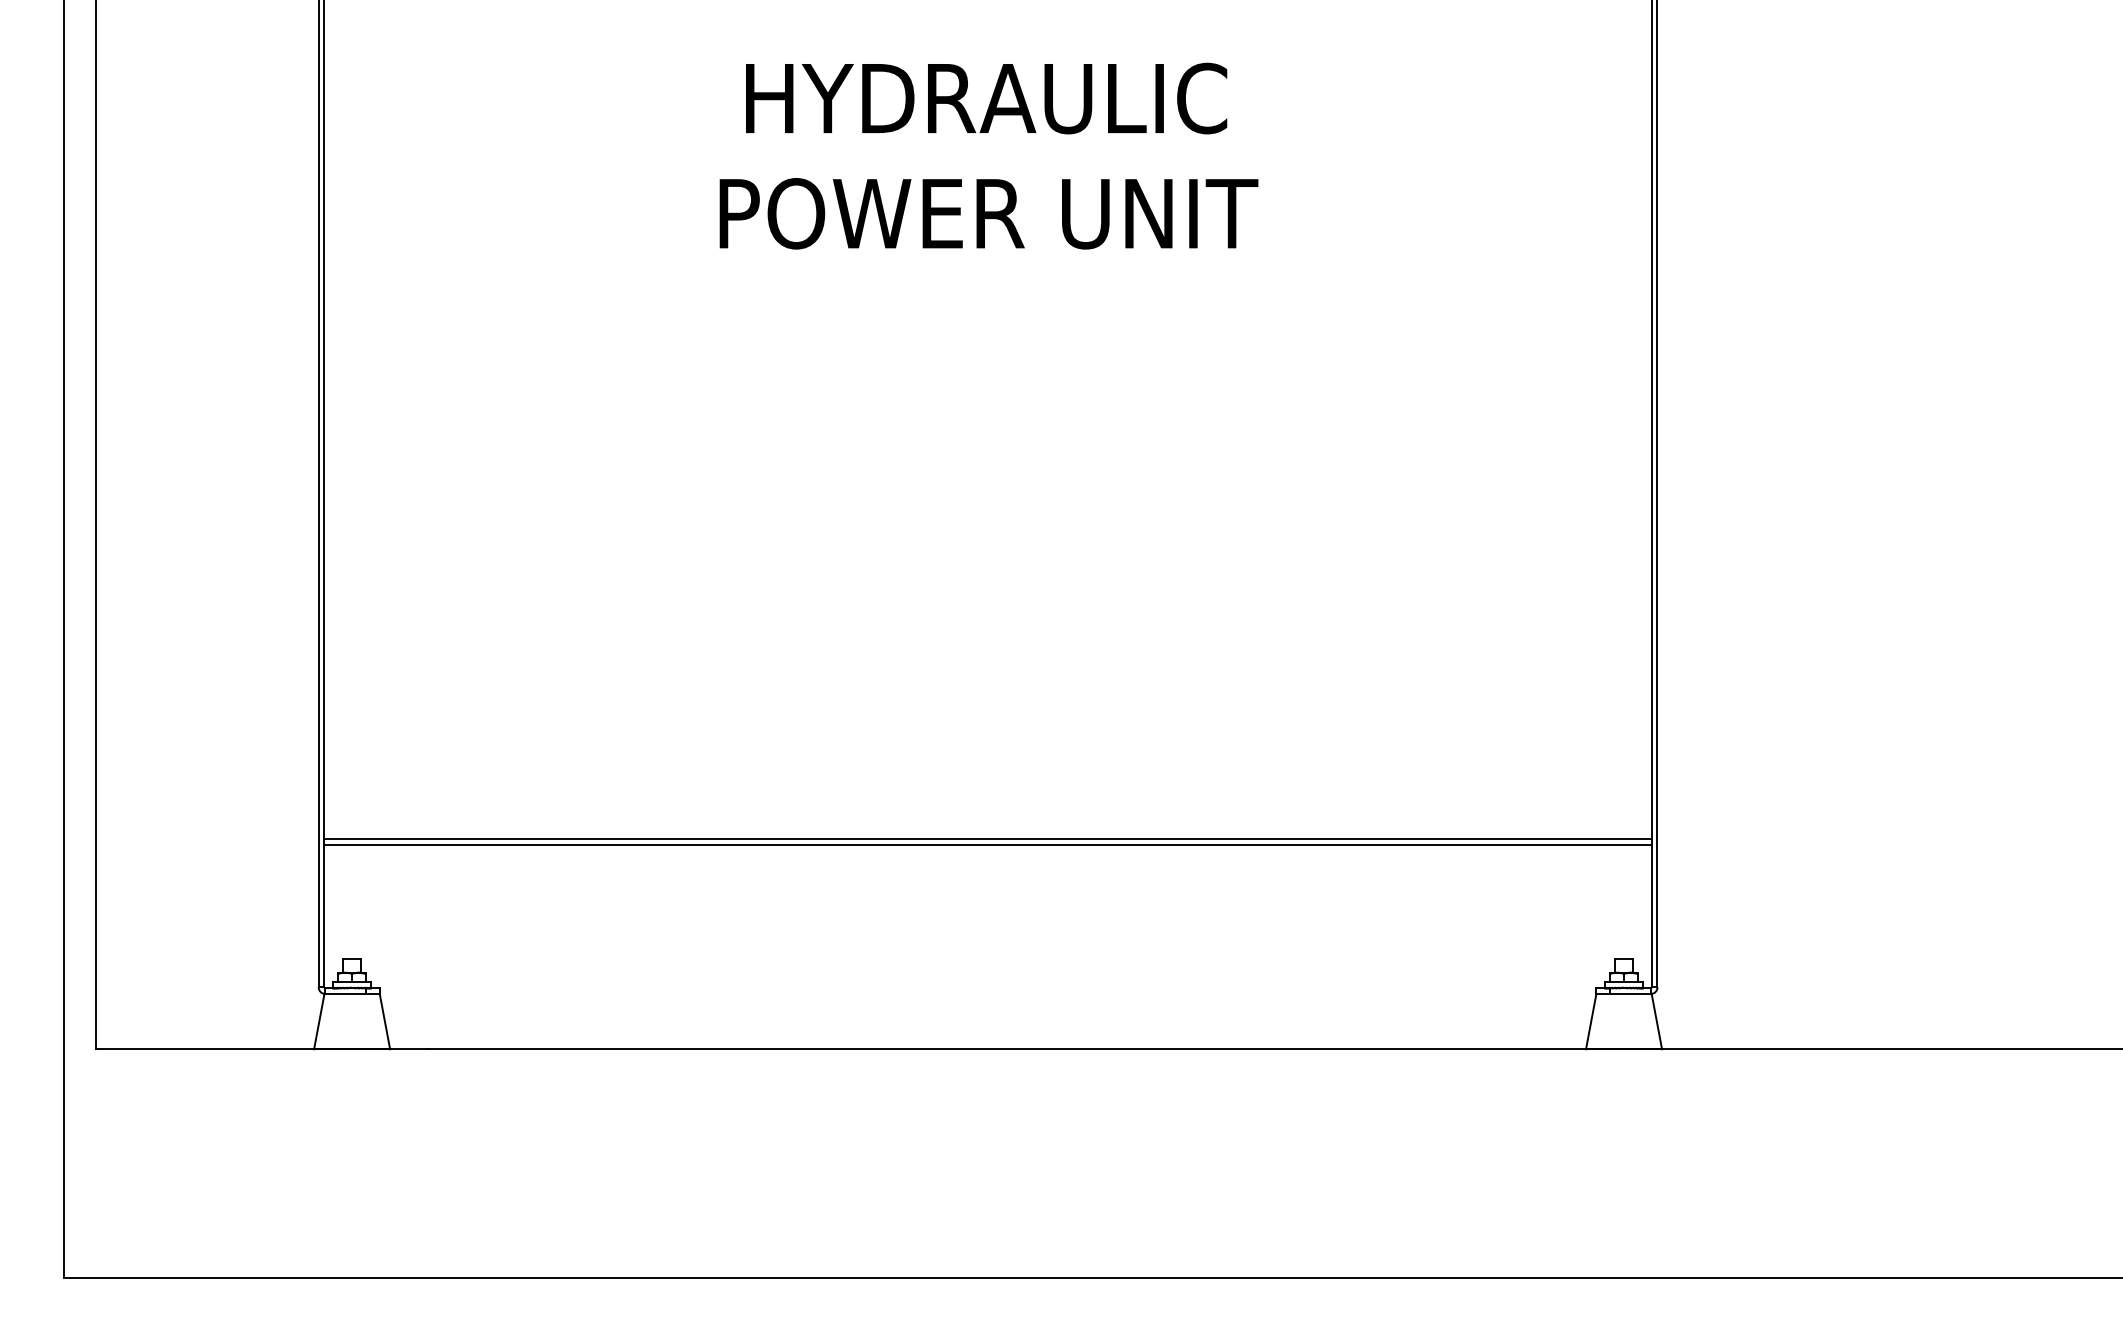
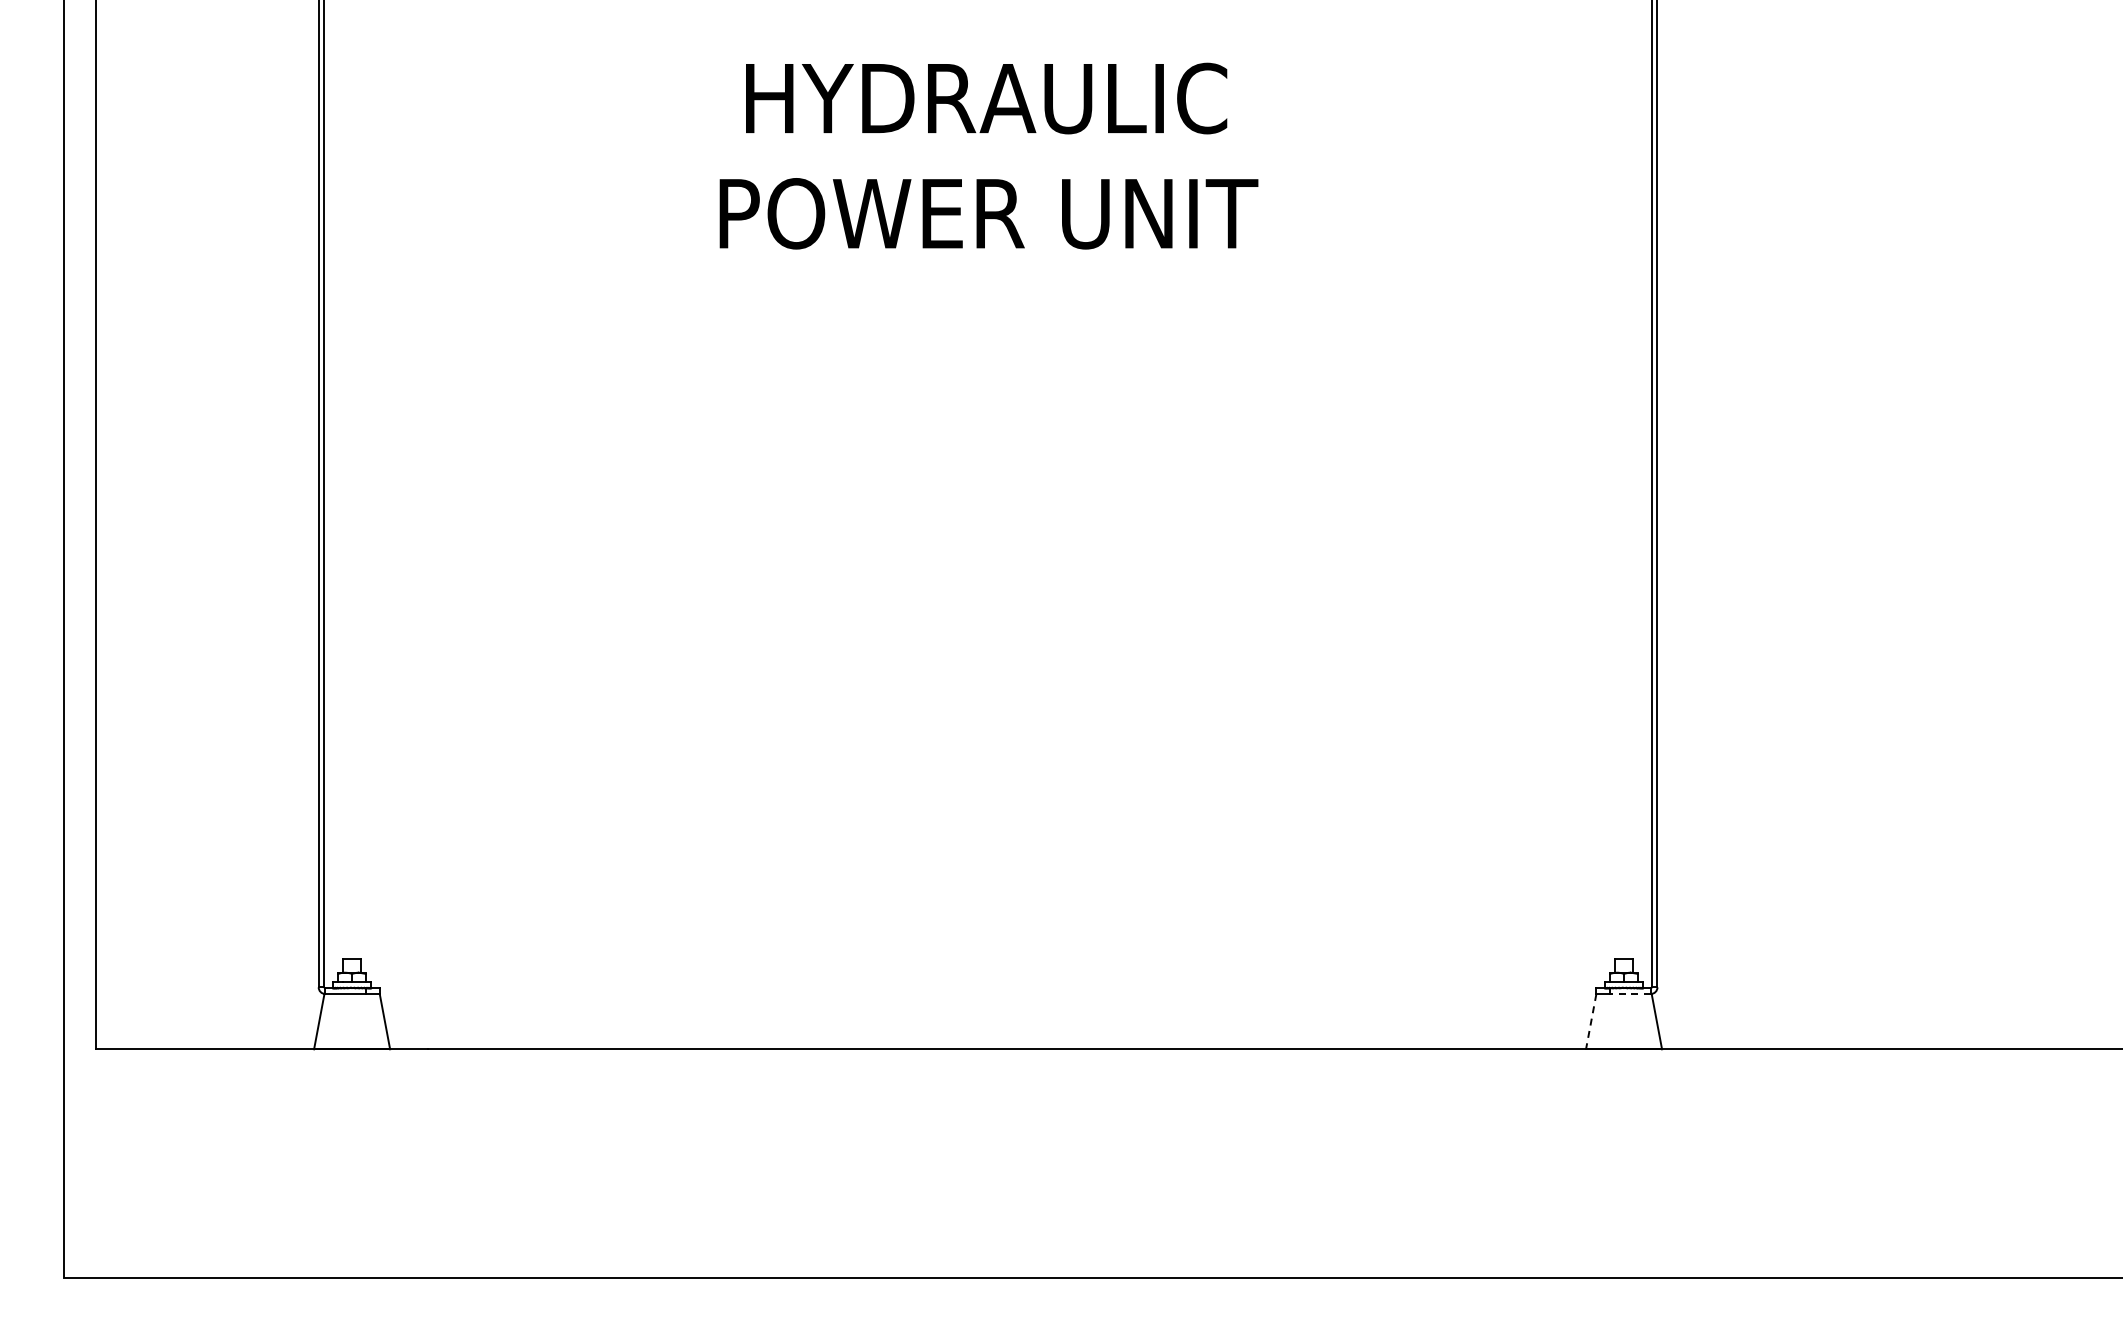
line: present -> none (987, 838)
line: present -> none (987, 845)
line: solid -> dashed (1630, 994)
line: solid -> dashed (1591, 1022)
